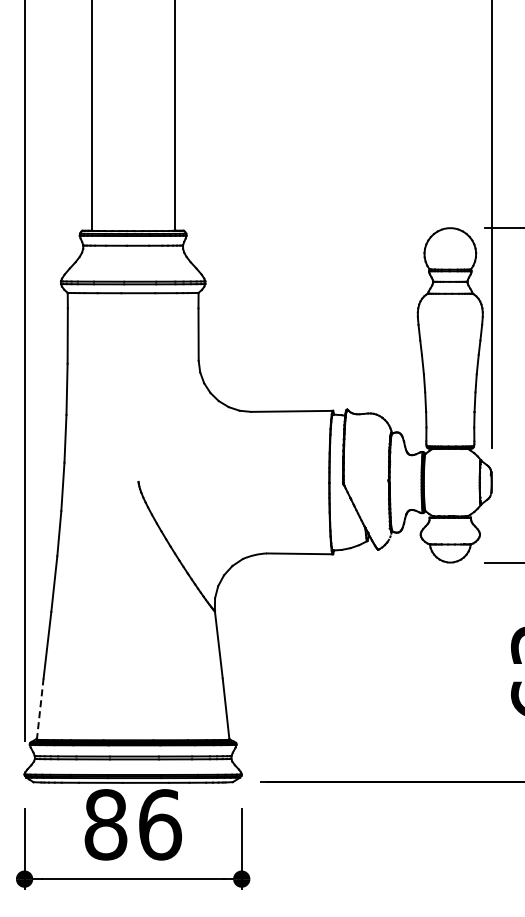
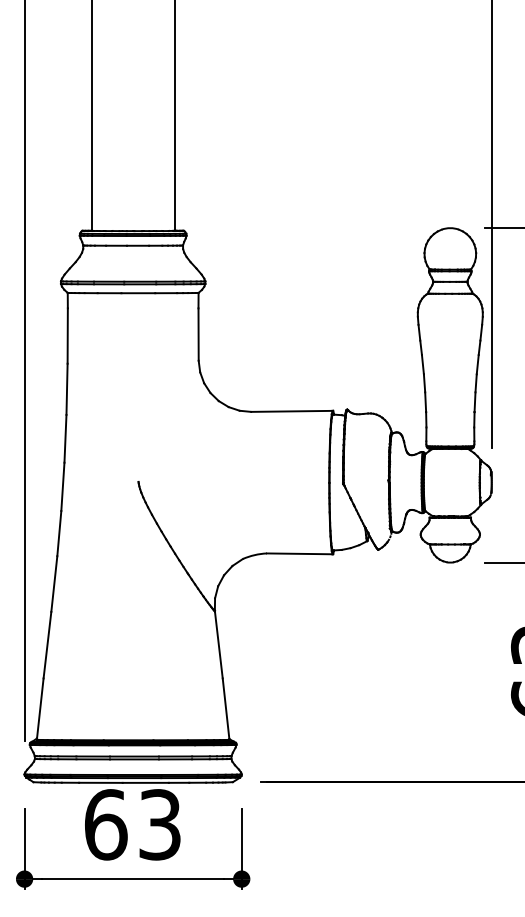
line: dashed -> solid (40, 708)
text: 86 -> 63 (132, 824)
